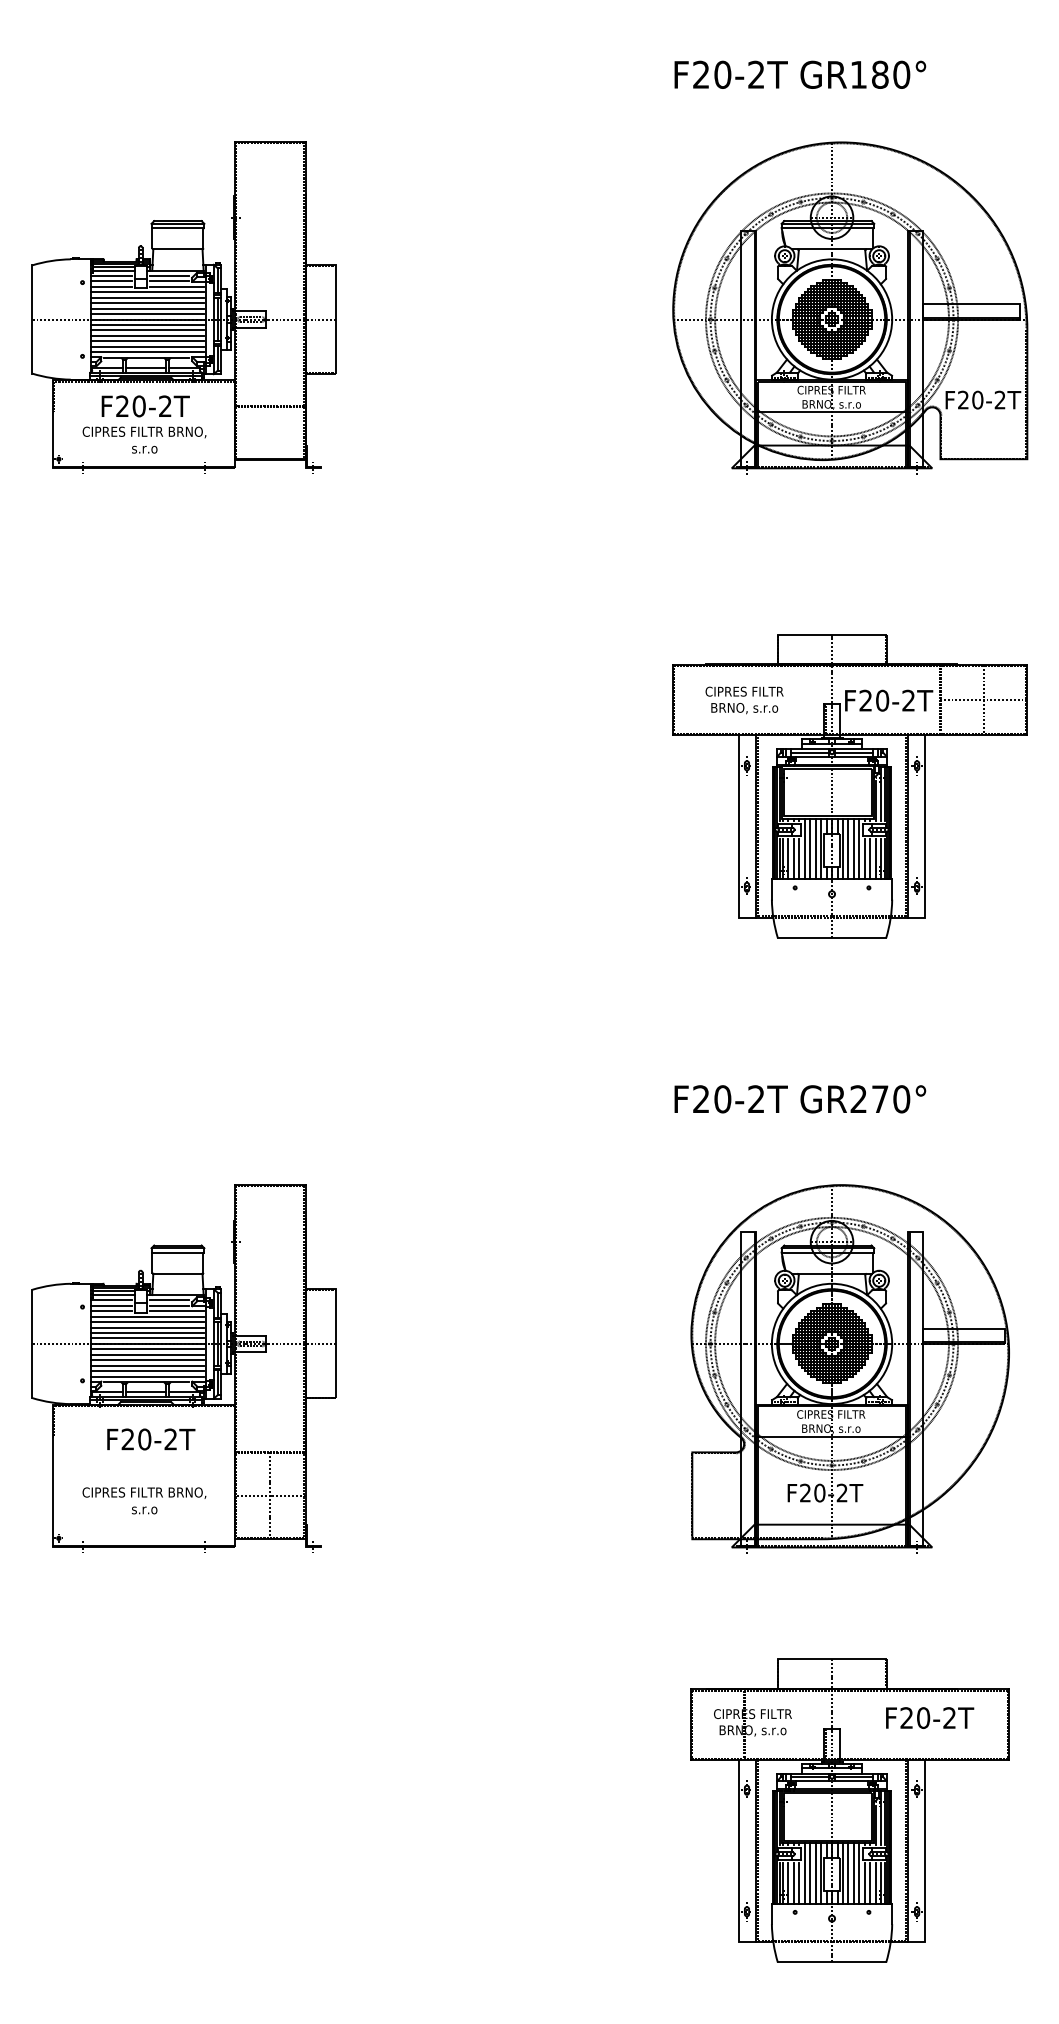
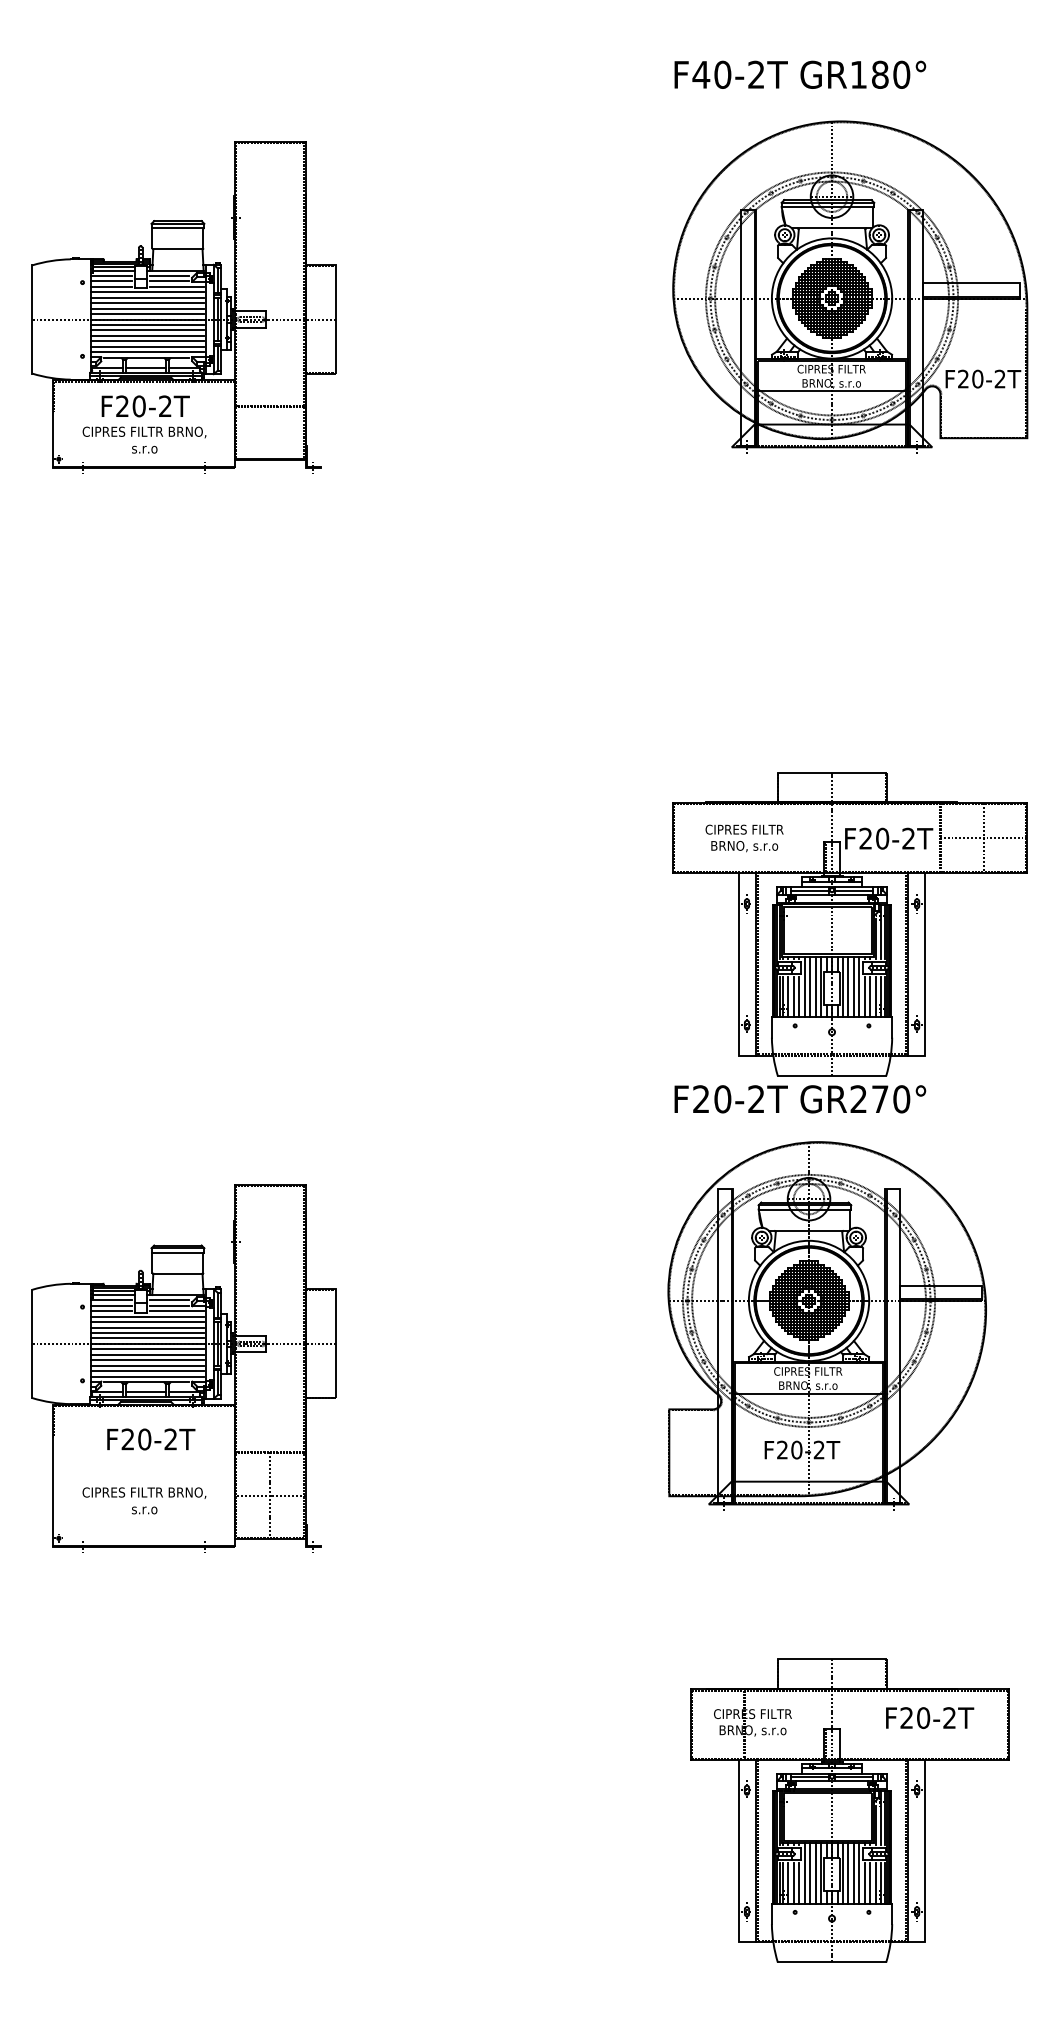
text: F20-2T -> F40-2T (701, 74)
part position: (850, 307) -> (850, 286) (850, 286)
part position: (849, 786) -> (849, 924) (849, 924)
part position: (849, 1368) -> (826, 1325) (826, 1325)
